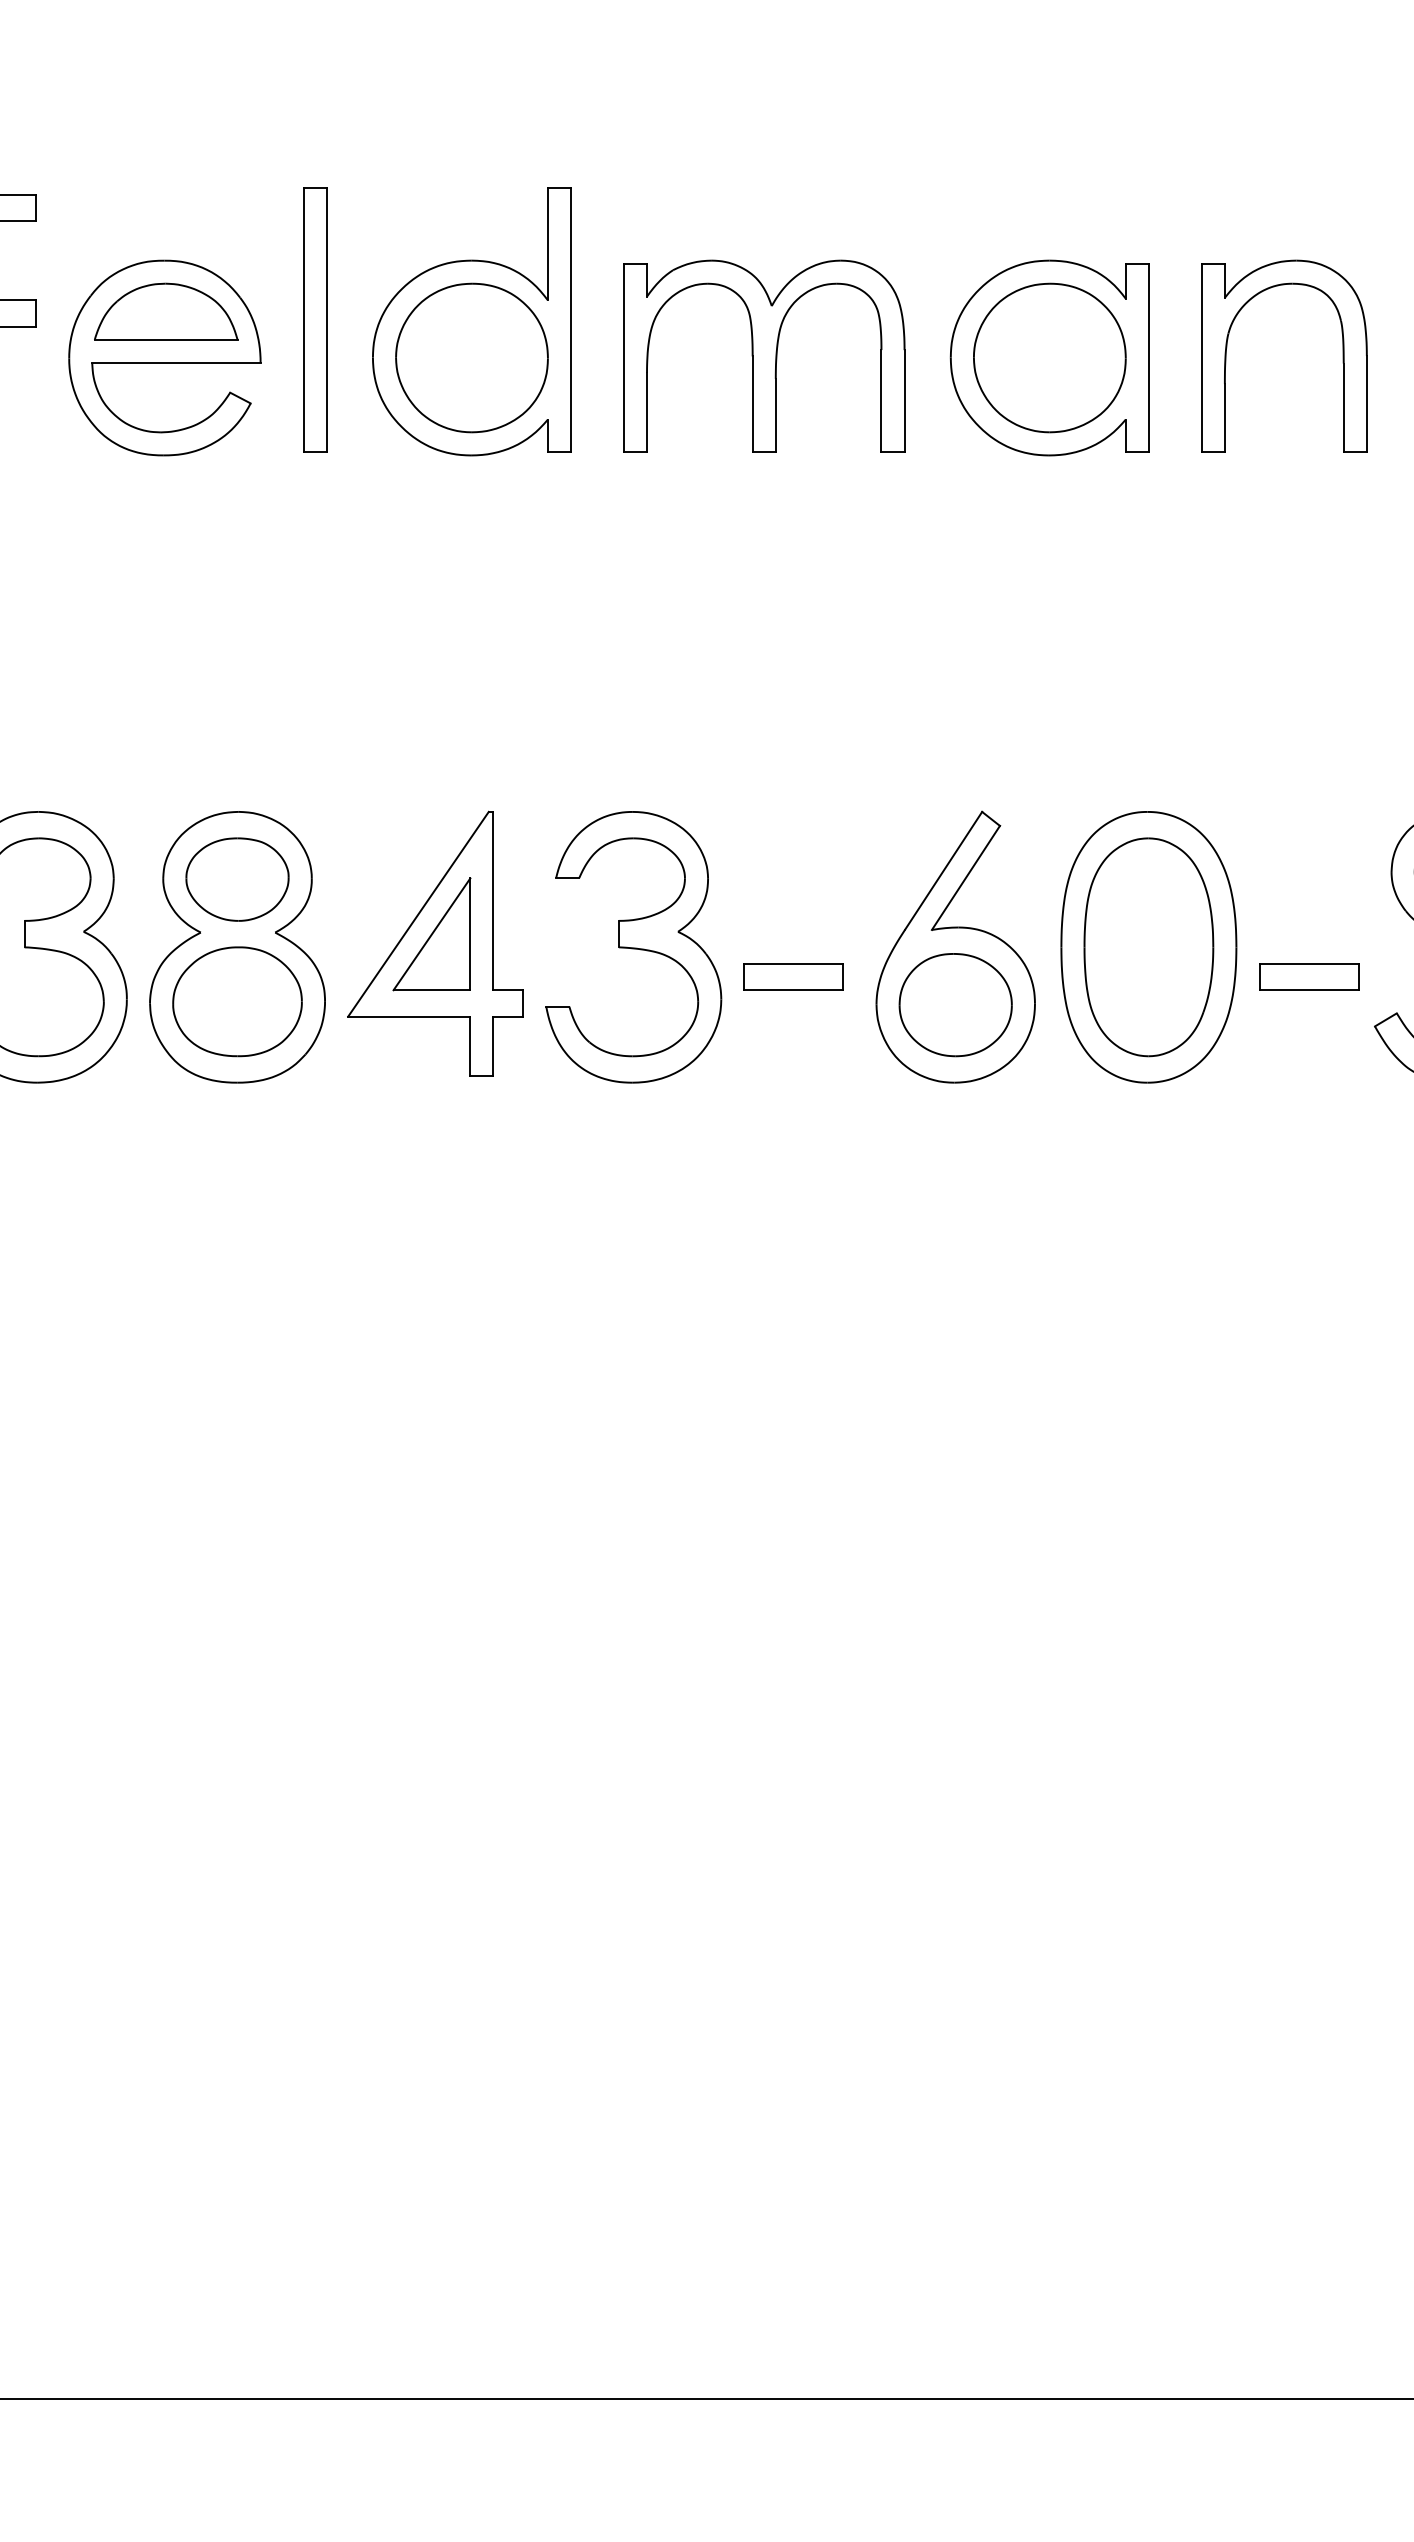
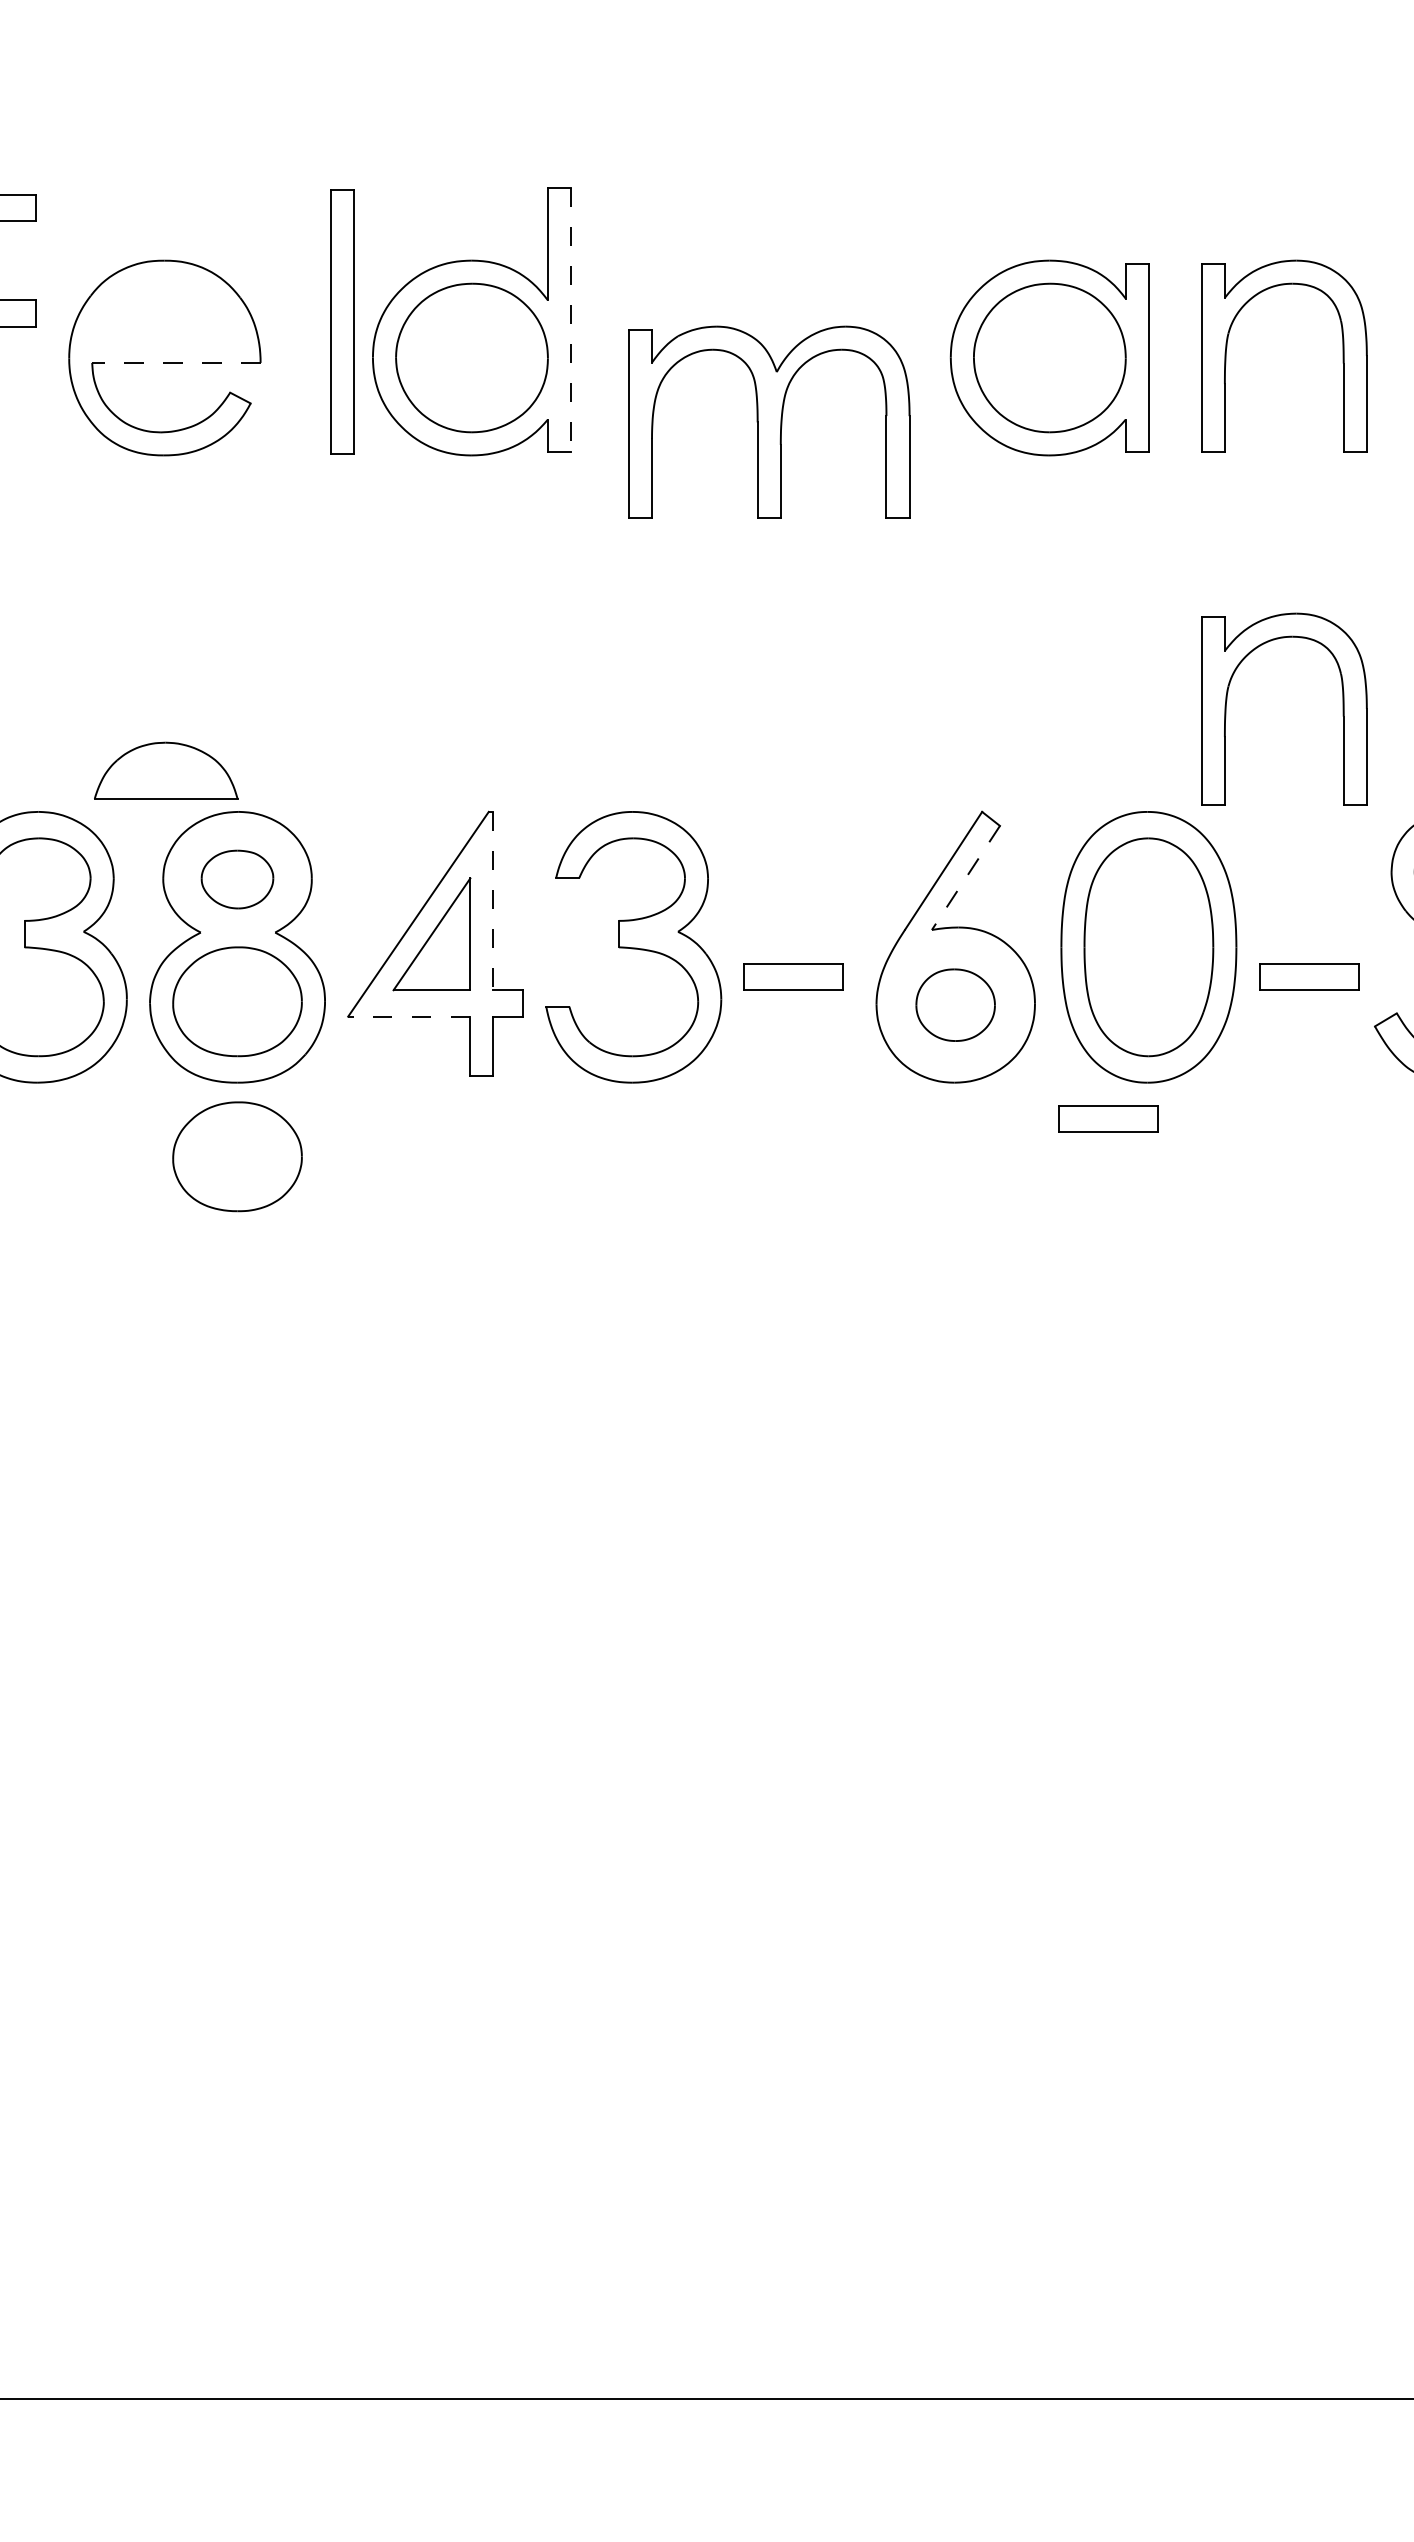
part position: (166, 311) -> (166, 770) (166, 770)
part position: (315, 319) -> (342, 321) (342, 321)
line: solid -> dashed (571, 320)
part position: (764, 355) -> (769, 421) (769, 421)
line: solid -> dashed (175, 362)
part: none -> present (1227, 700)
line: solid -> dashed (965, 878)
part size: 105x85 px -> 75x61 px (237, 879)
line: solid -> dashed (493, 901)
part size: 115x105 px -> 81x74 px (955, 1004)
line: solid -> dashed (408, 1016)
part: none -> present (1108, 1118)
part: none -> present (237, 1156)
